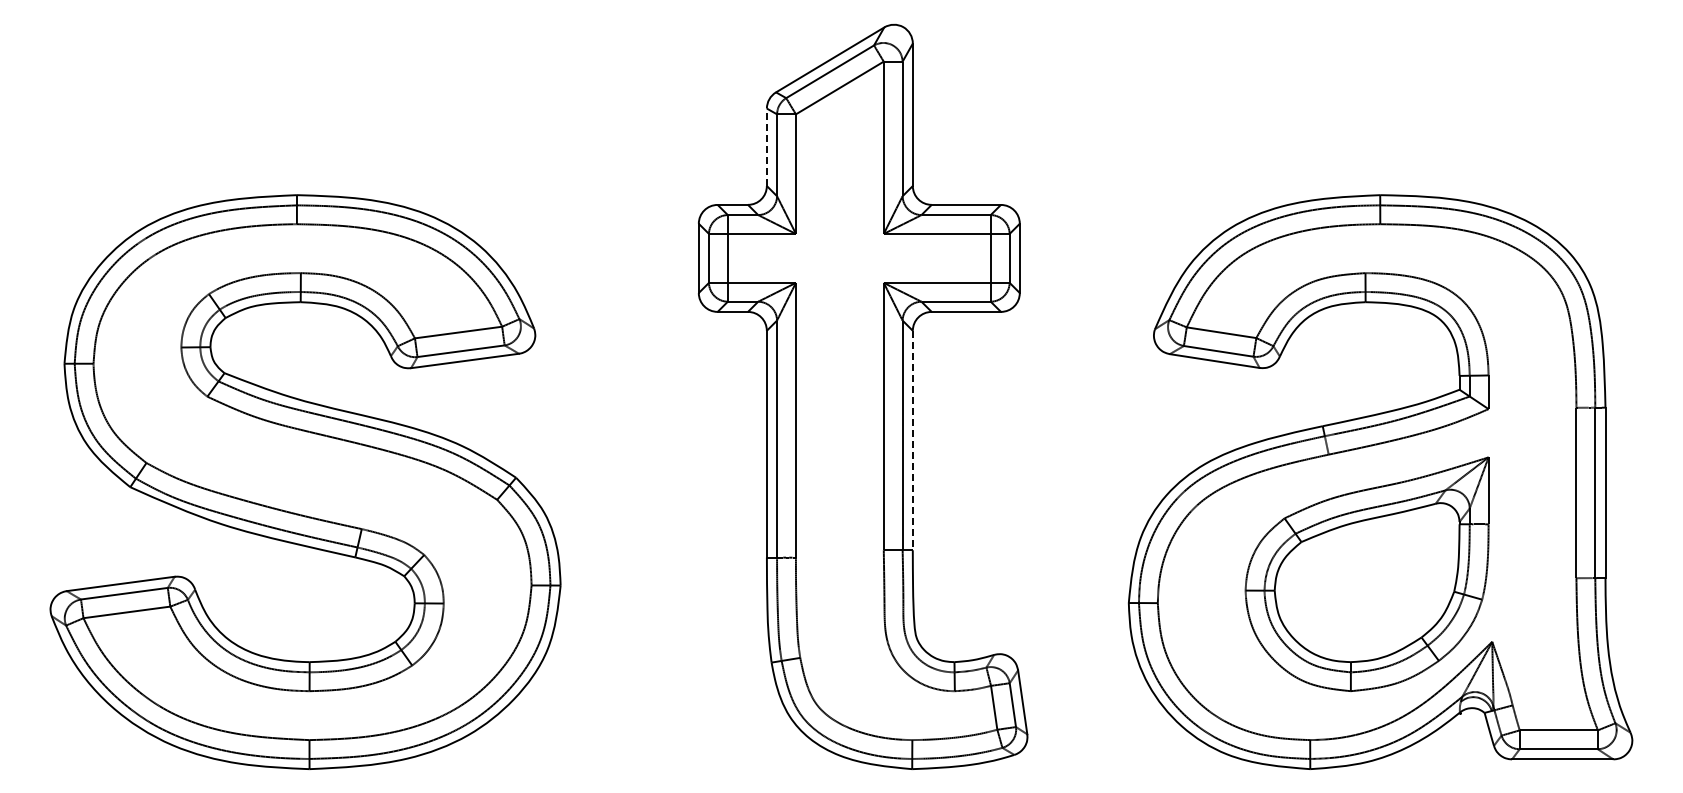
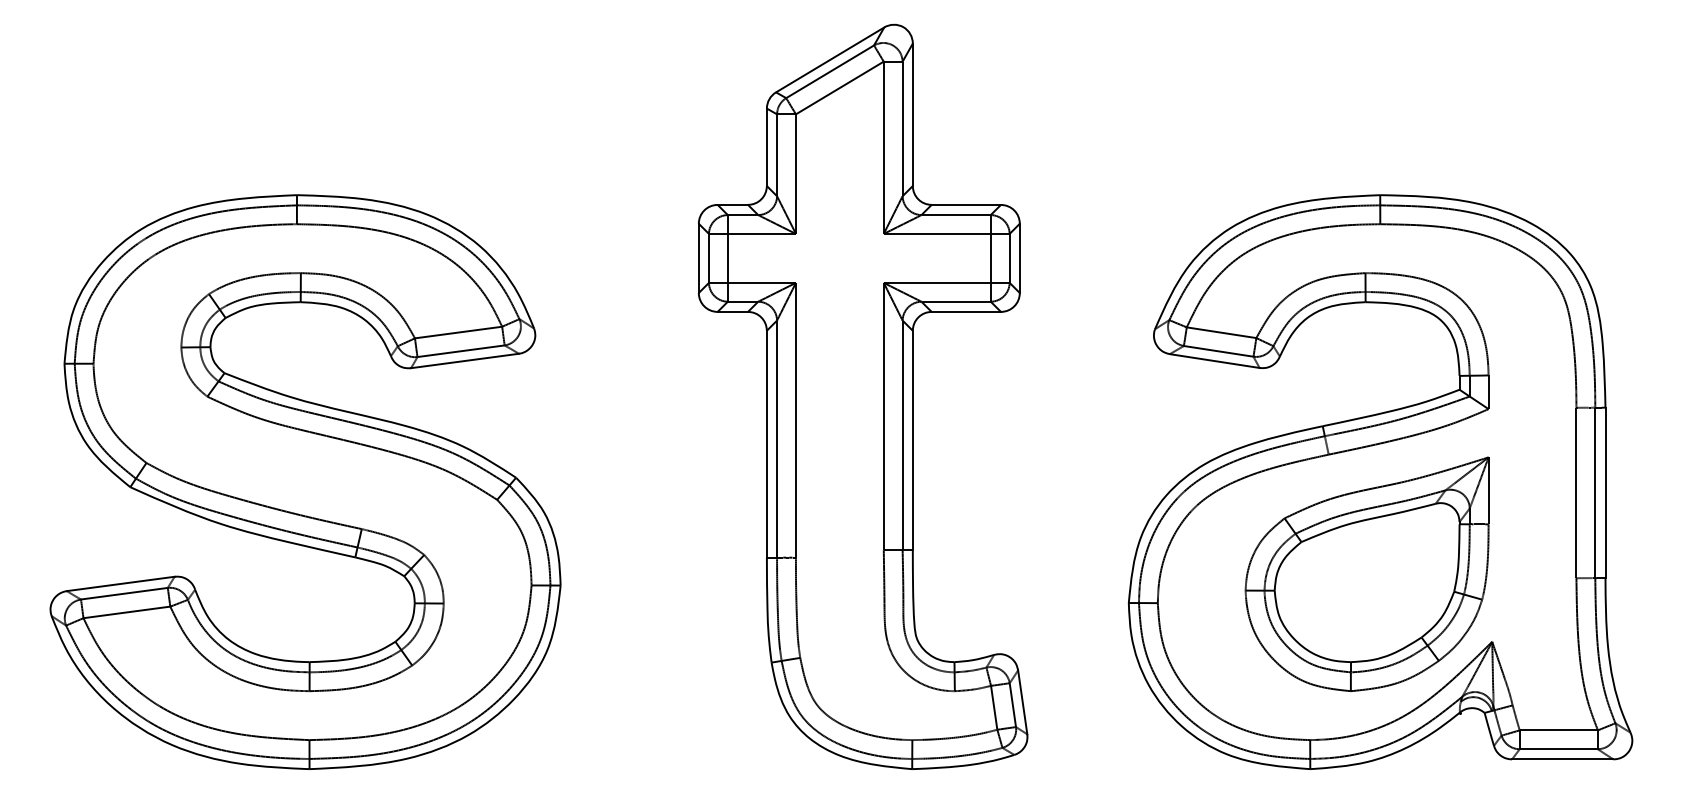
line: dashed -> solid (766, 147)
line: dashed -> solid (912, 440)
